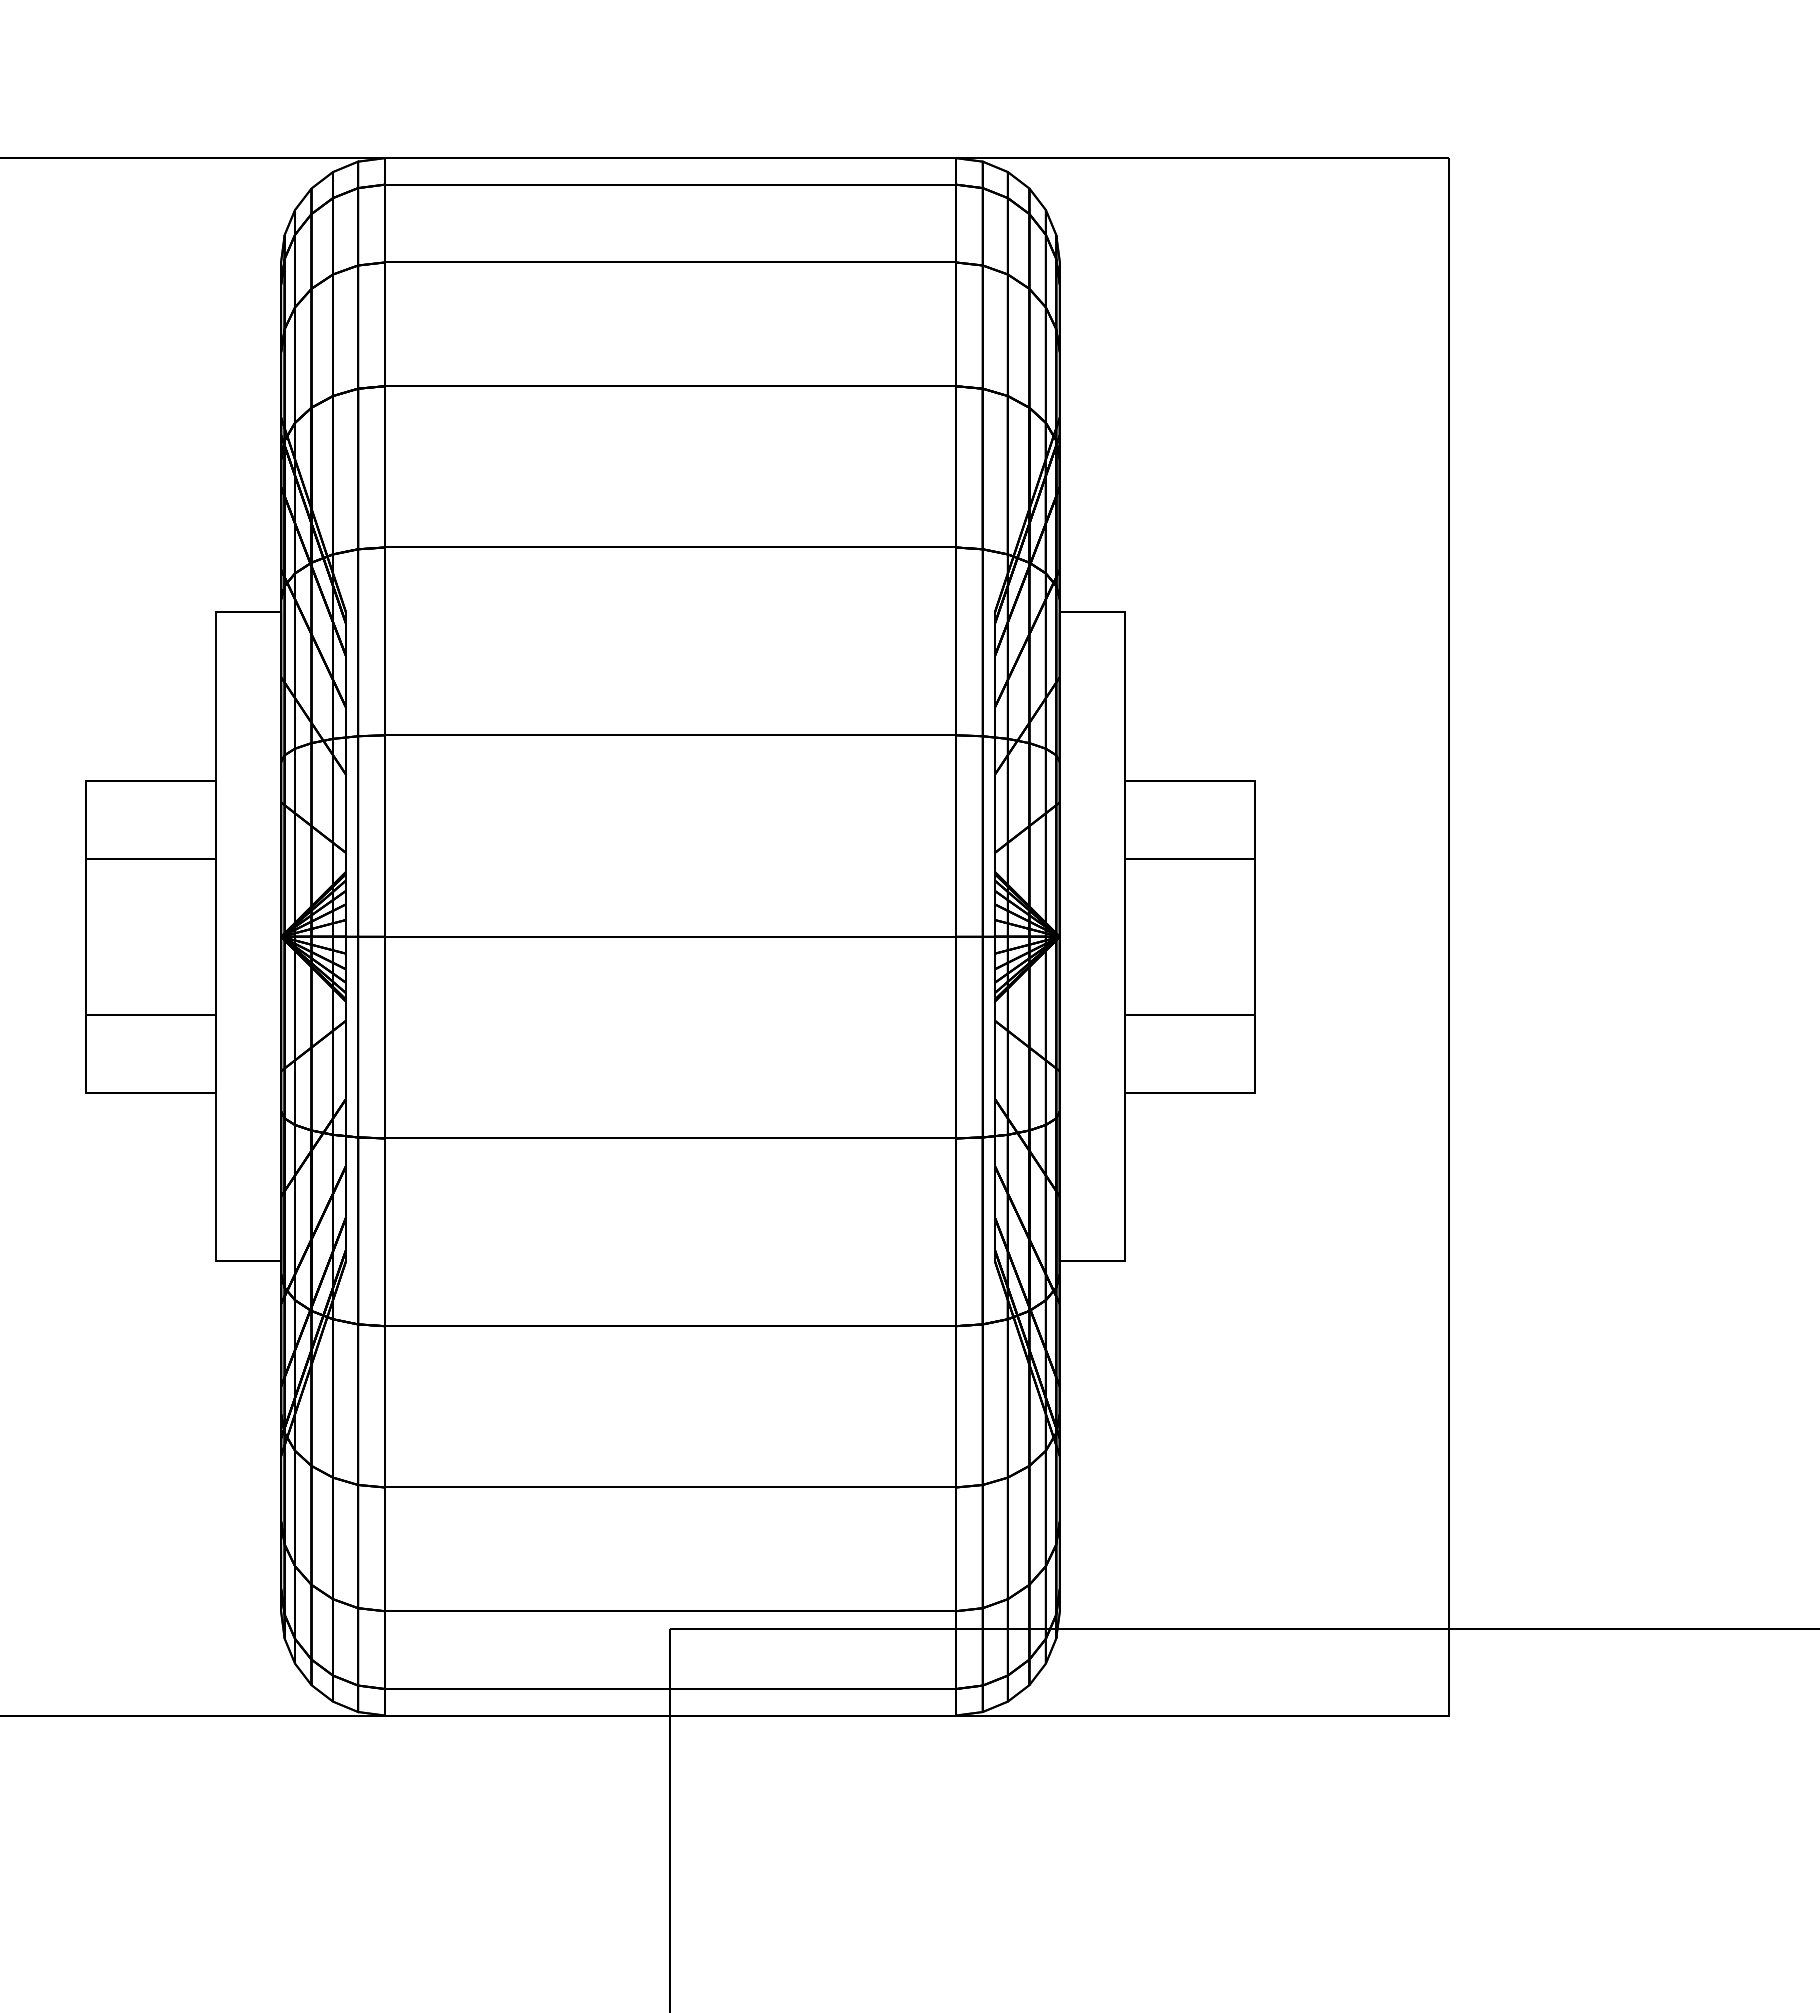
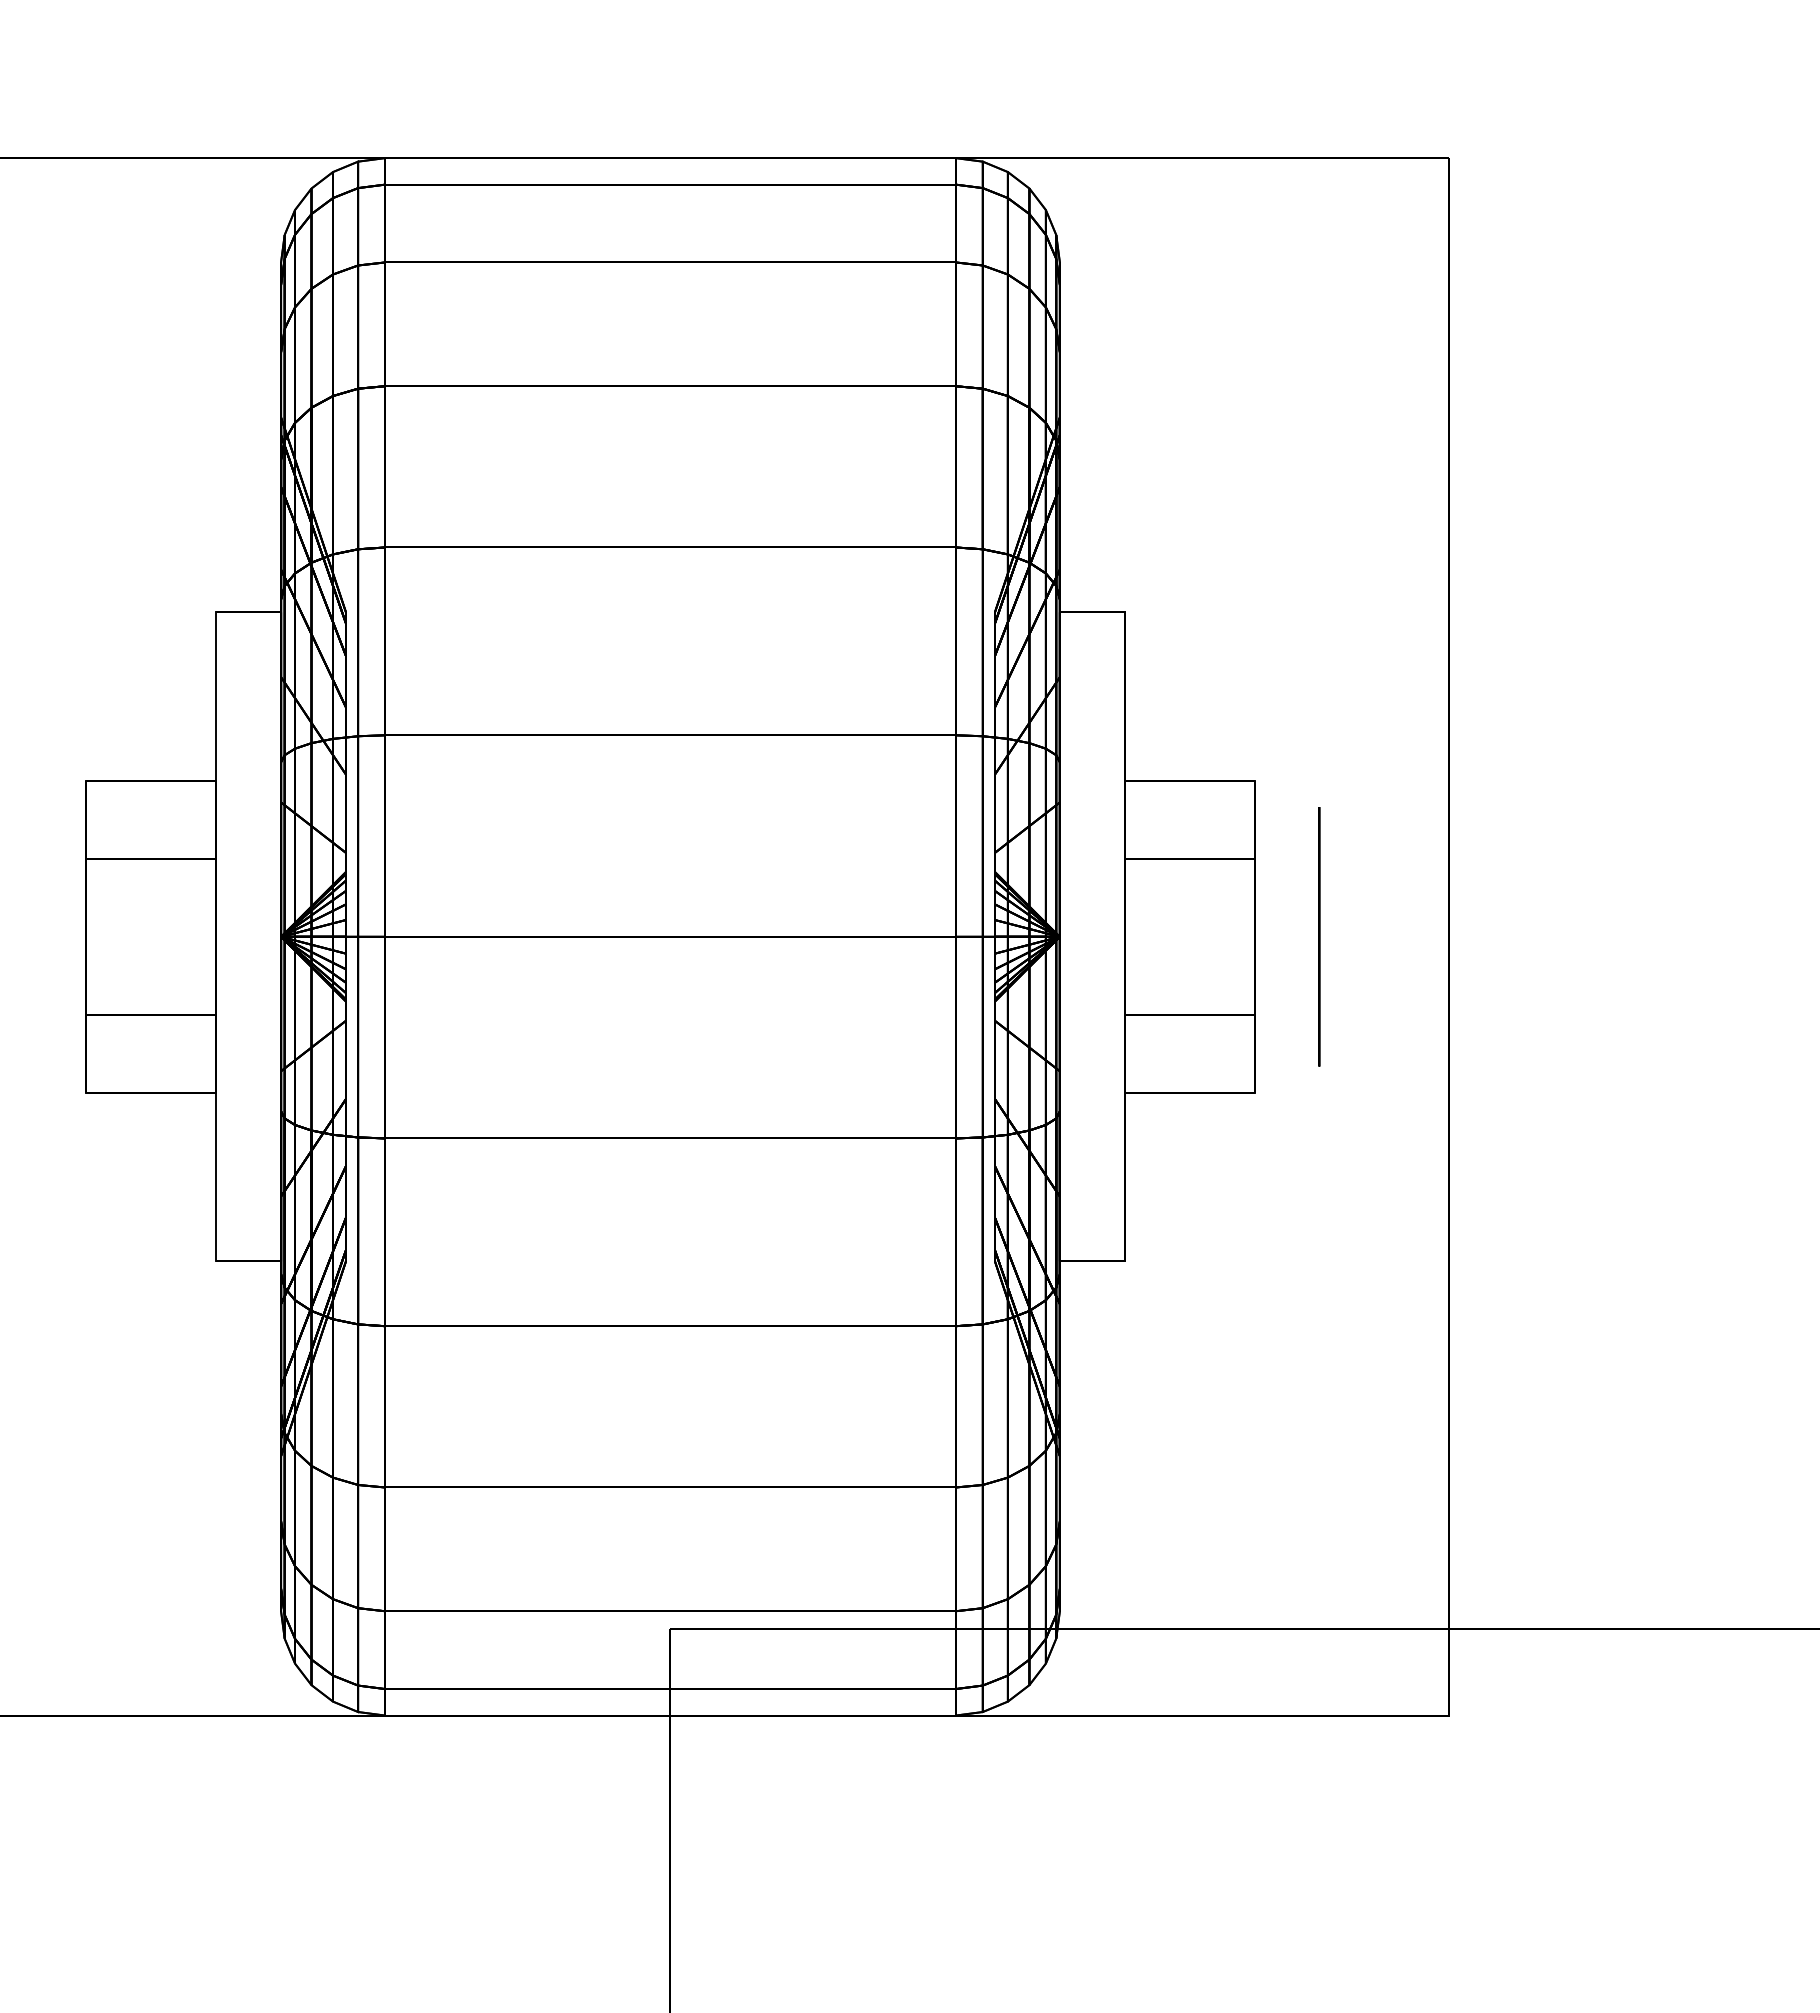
circle: none -> present (1319, 936)
